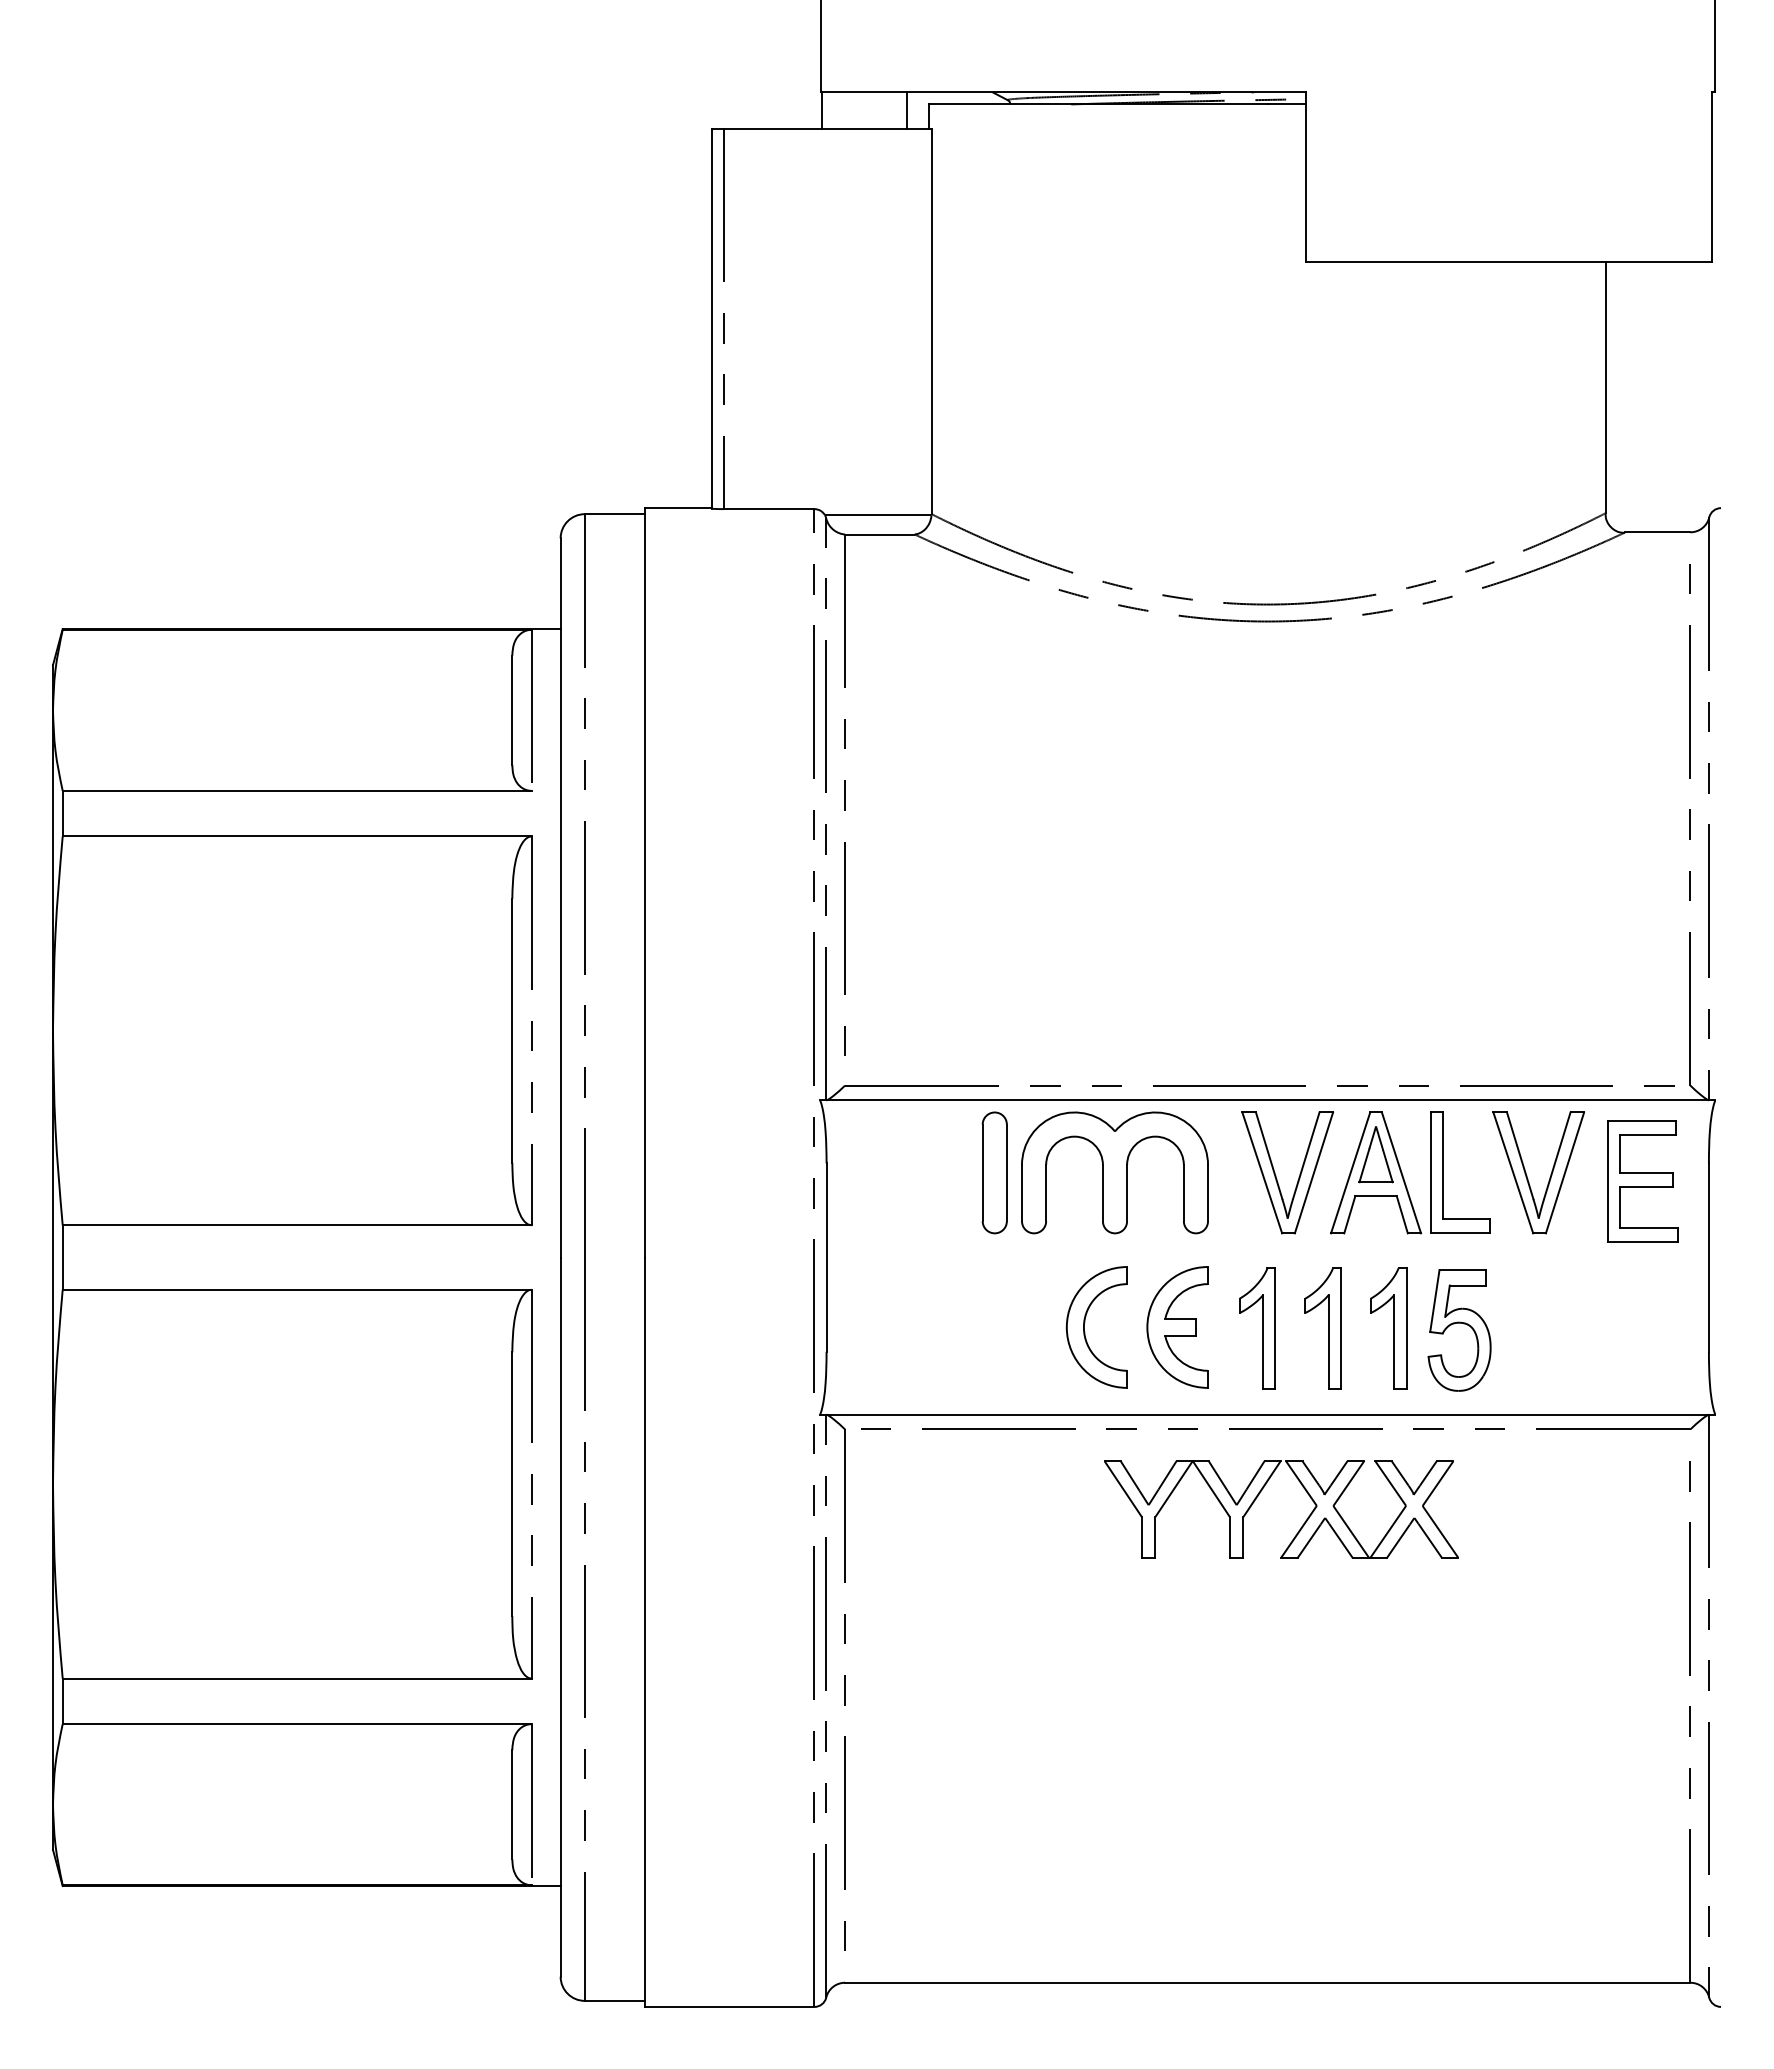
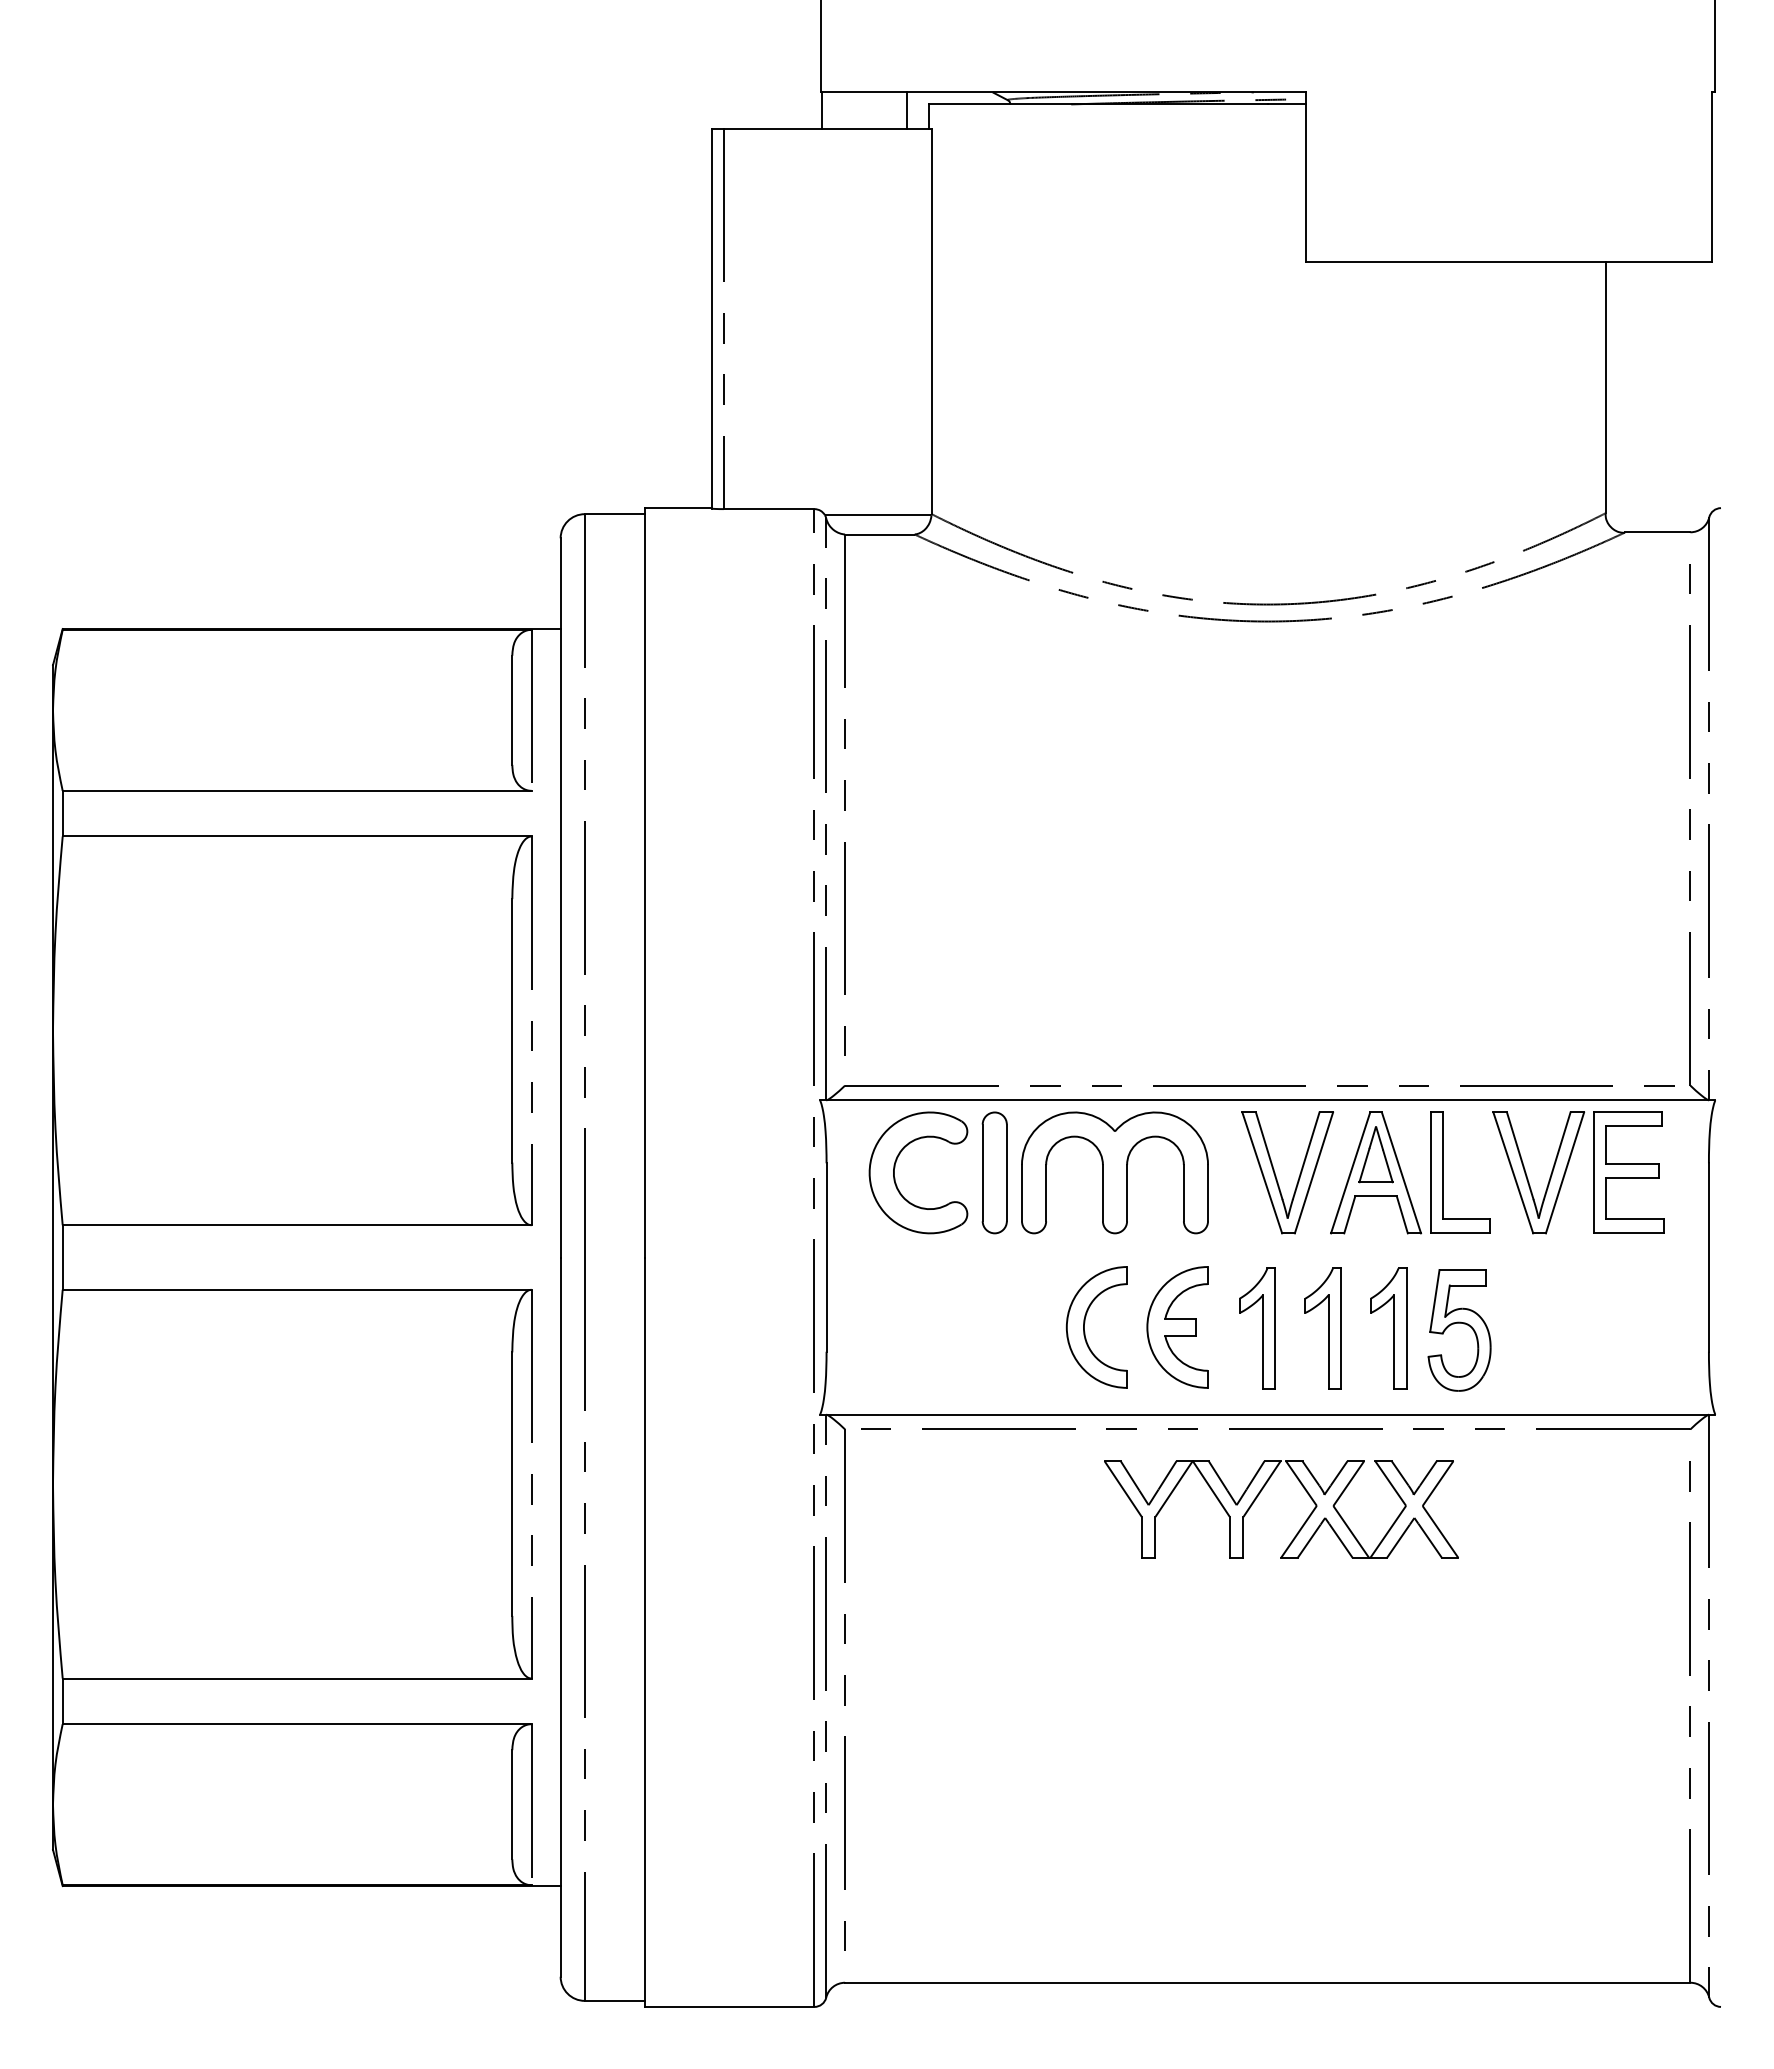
part: none -> present (895, 1167)
part position: (1642, 1181) -> (1628, 1172) (1628, 1172)
